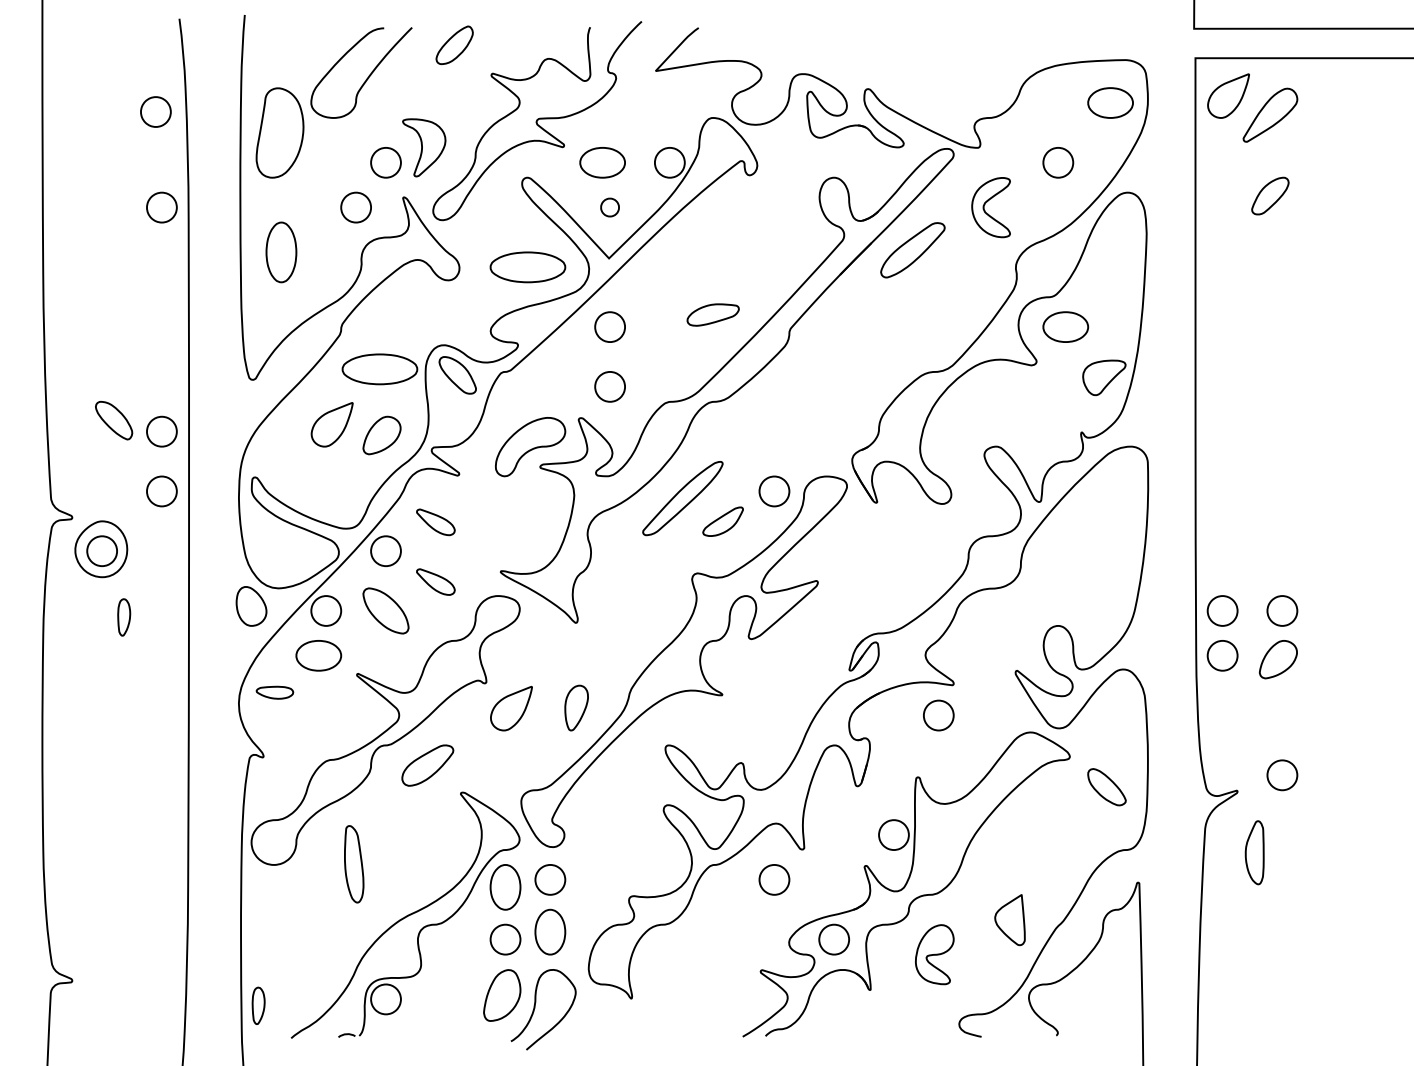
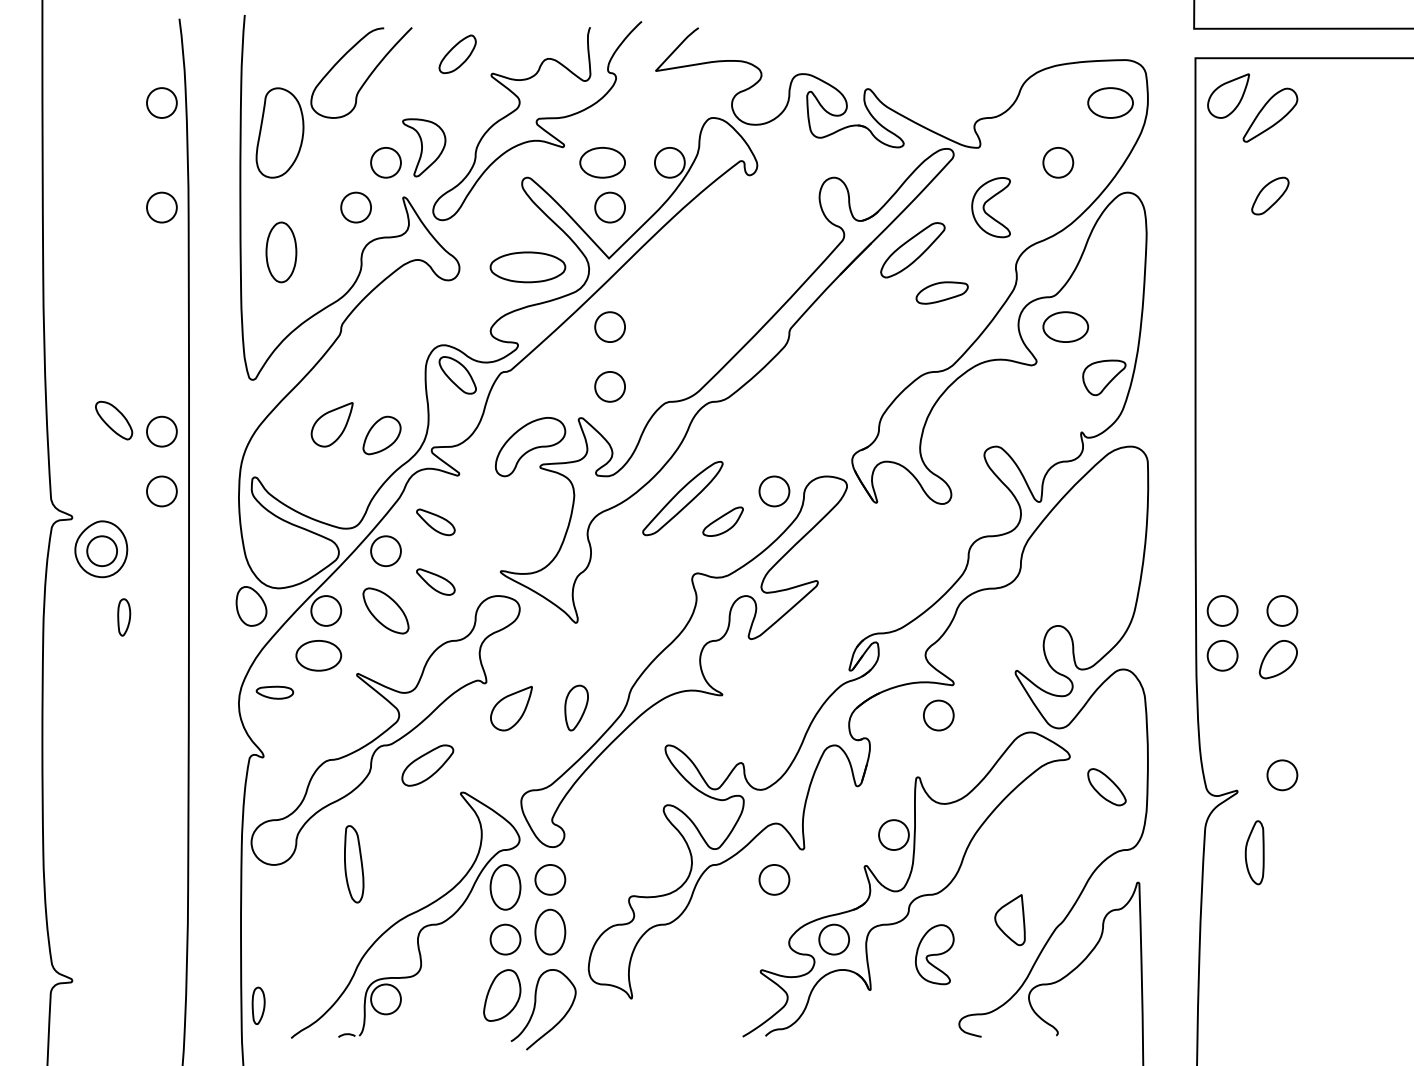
part position: (454, 44) -> (457, 53) (457, 53)
part position: (155, 111) -> (161, 102) (161, 102)
part size: 20x21 px -> 32x33 px (609, 207)
part position: (712, 314) -> (941, 292) (941, 292)
part: present -> none (379, 369)
